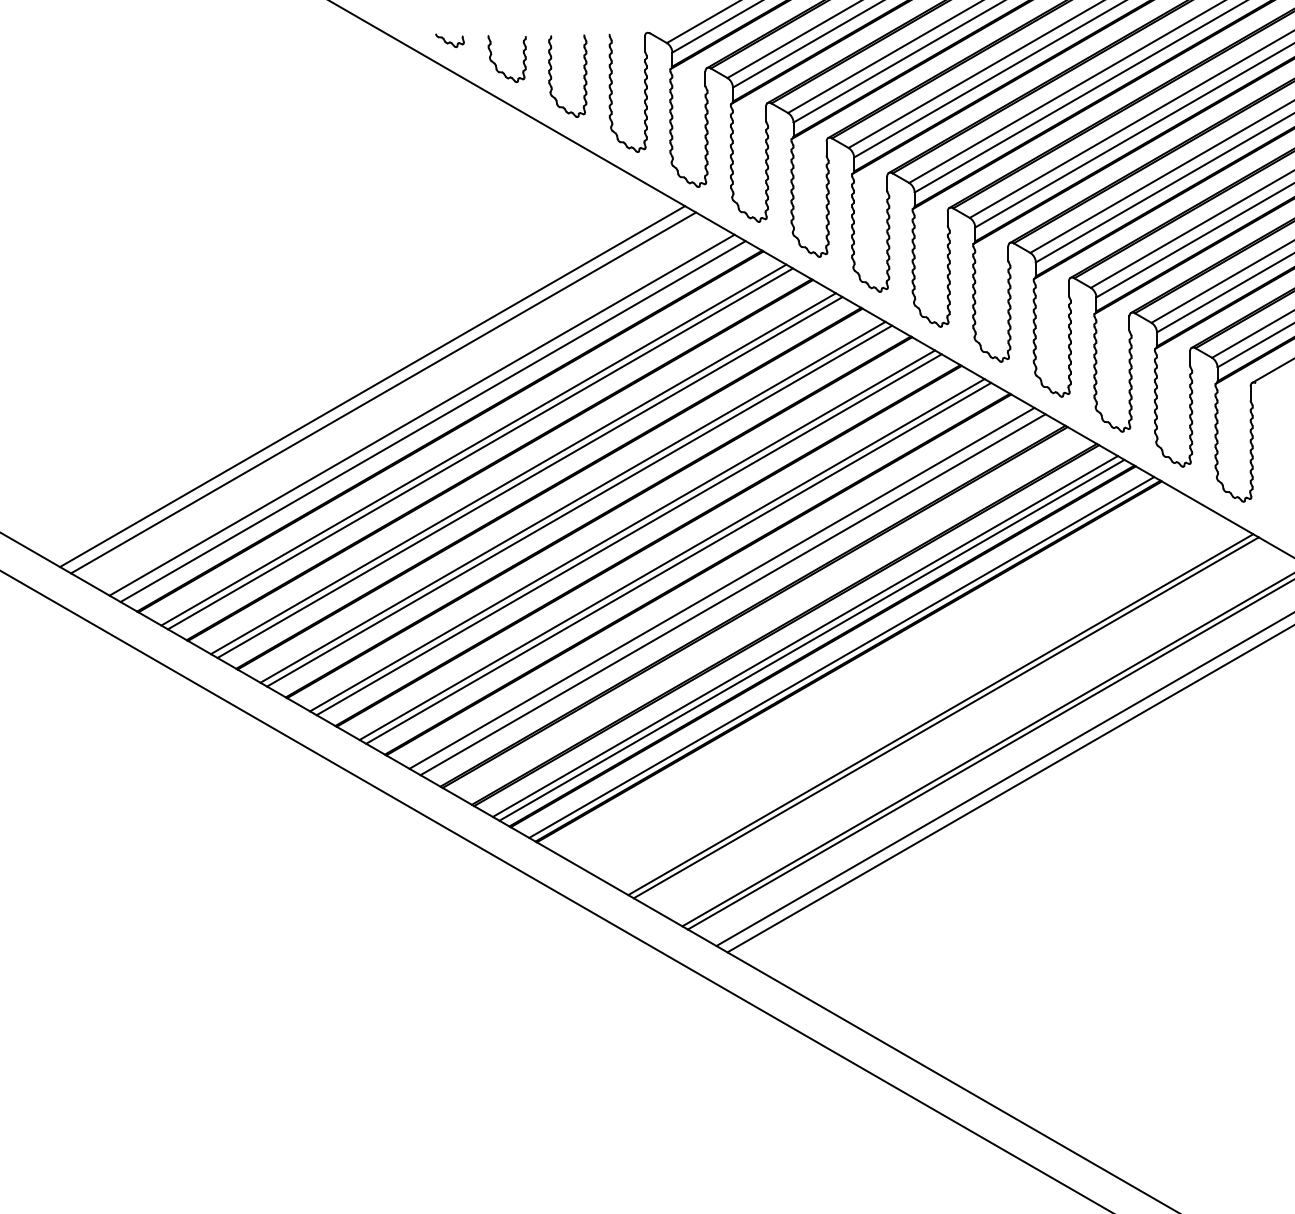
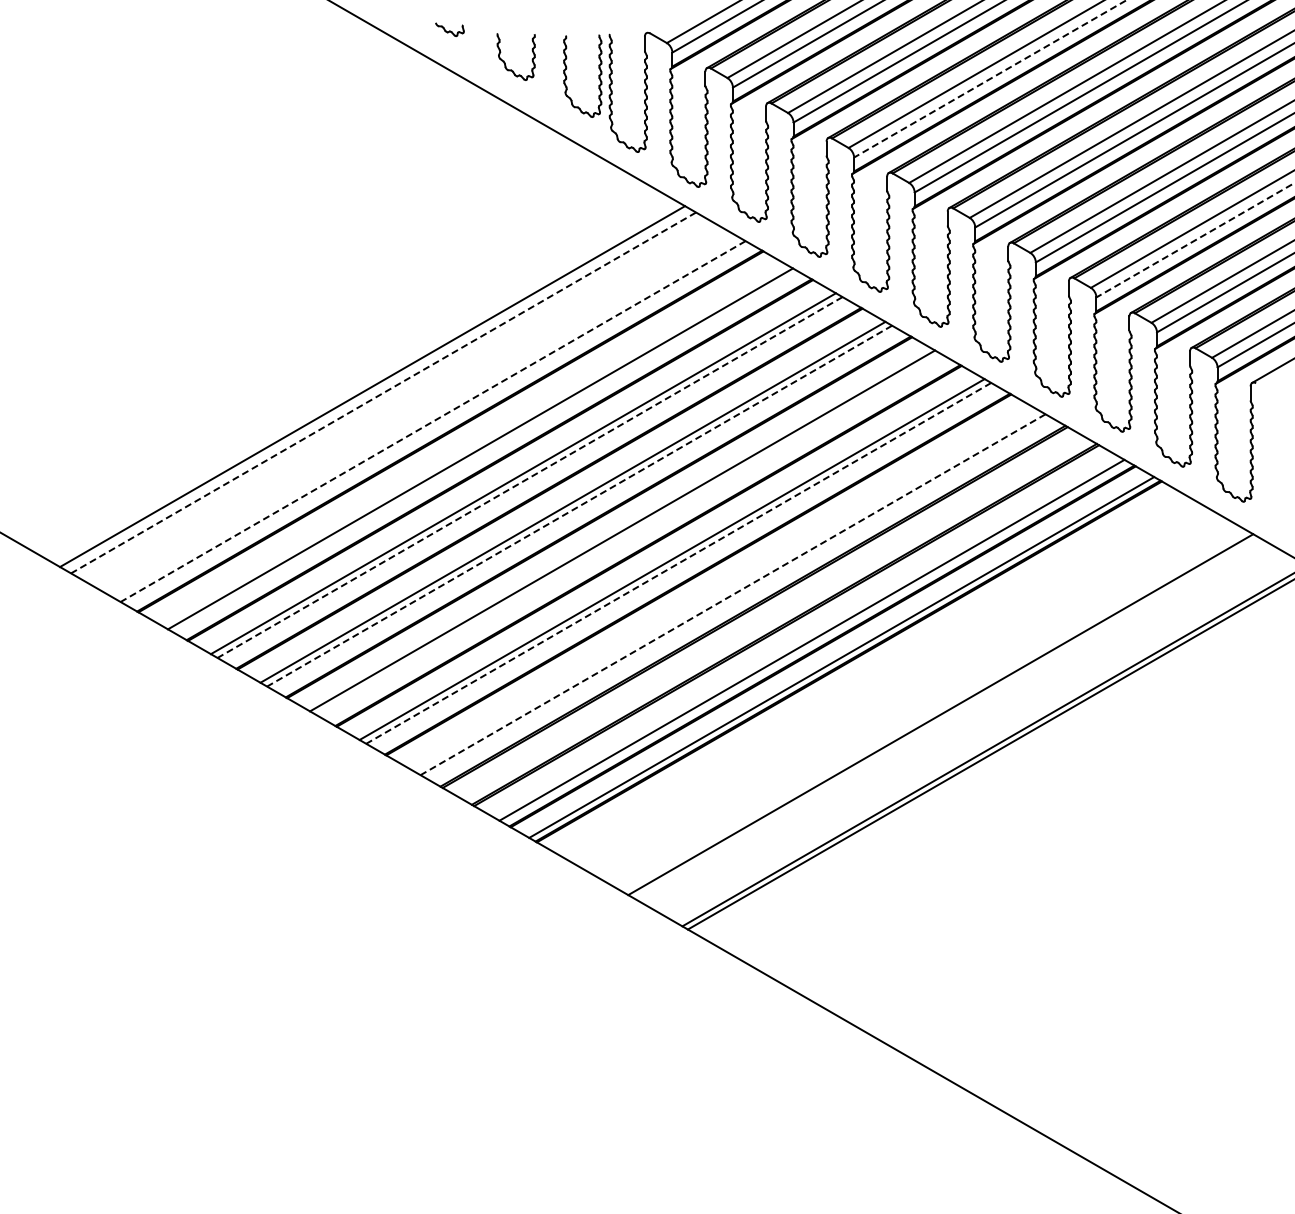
part position: (449, 40) -> (449, 29) (449, 29)
part position: (496, 64) -> (505, 62) (505, 62)
part position: (552, 77) -> (567, 77) (567, 77)
line: solid -> dashed (990, 79)
line: solid -> dashed (1195, 240)
line: solid -> dashed (383, 392)
line: present -> none (421, 414)
line: solid -> dashed (433, 421)
line: present -> none (473, 444)
line: solid -> dashed (530, 477)
line: solid -> dashed (579, 506)
line: present -> none (628, 534)
line: solid -> dashed (678, 563)
line: present -> none (721, 587)
line: solid -> dashed (733, 594)
line: present -> none (804, 636)
line: present -> none (945, 717)
line: present -> none (1003, 780)
line: present -> none (1009, 789)
line: present -> none (555, 890)
